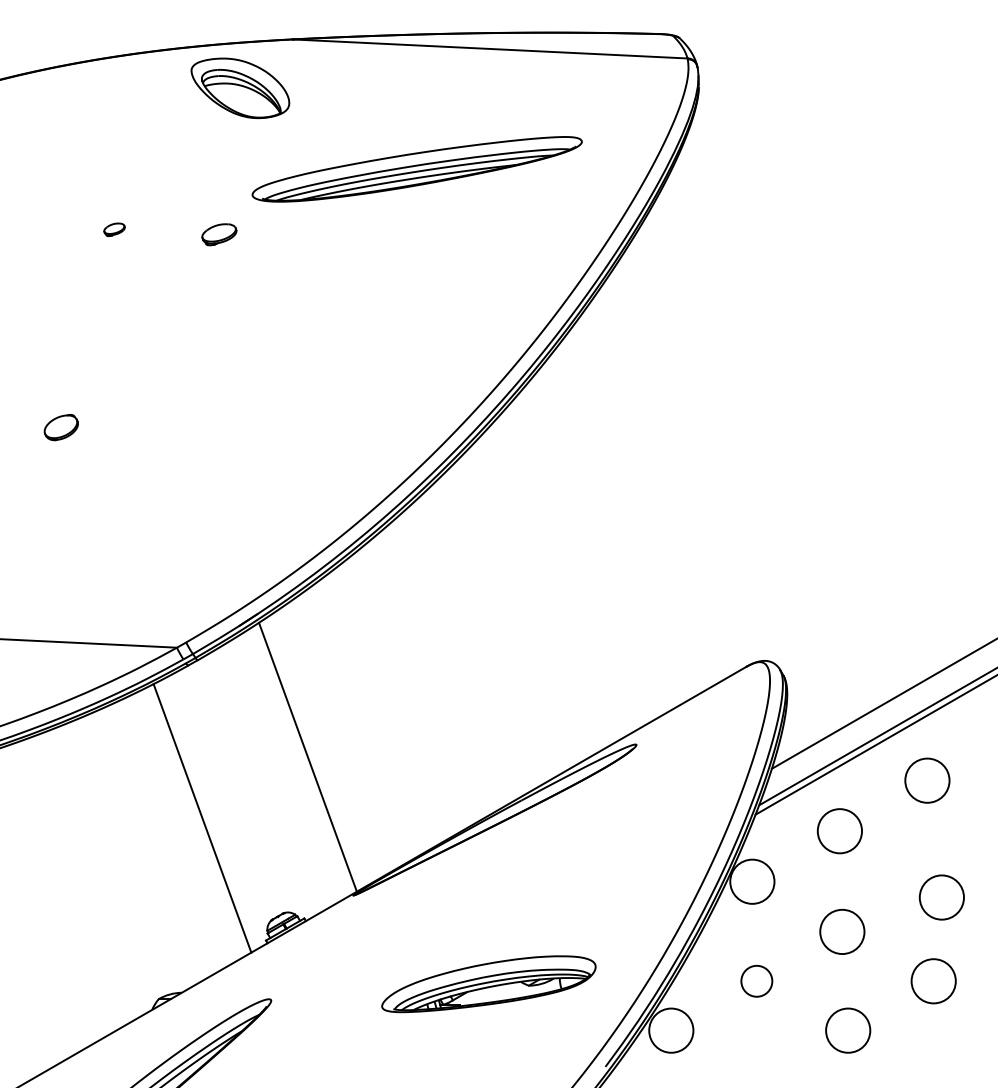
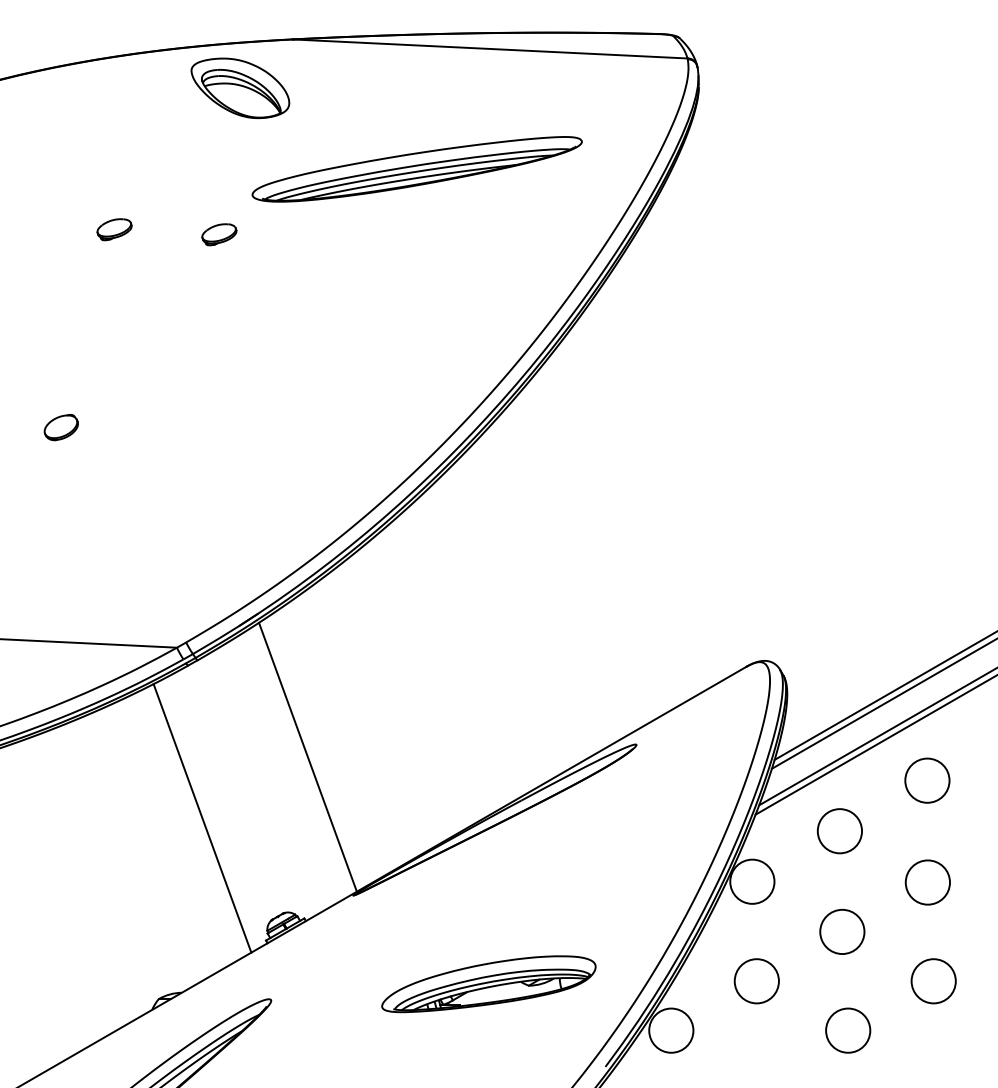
part size: 23x15 px -> 37x24 px (114, 229)
line: none -> present (884, 695)
circle position: (941, 897) -> (927, 882) (927, 882)
circle diameter: 31 px -> 44 px (756, 981)
